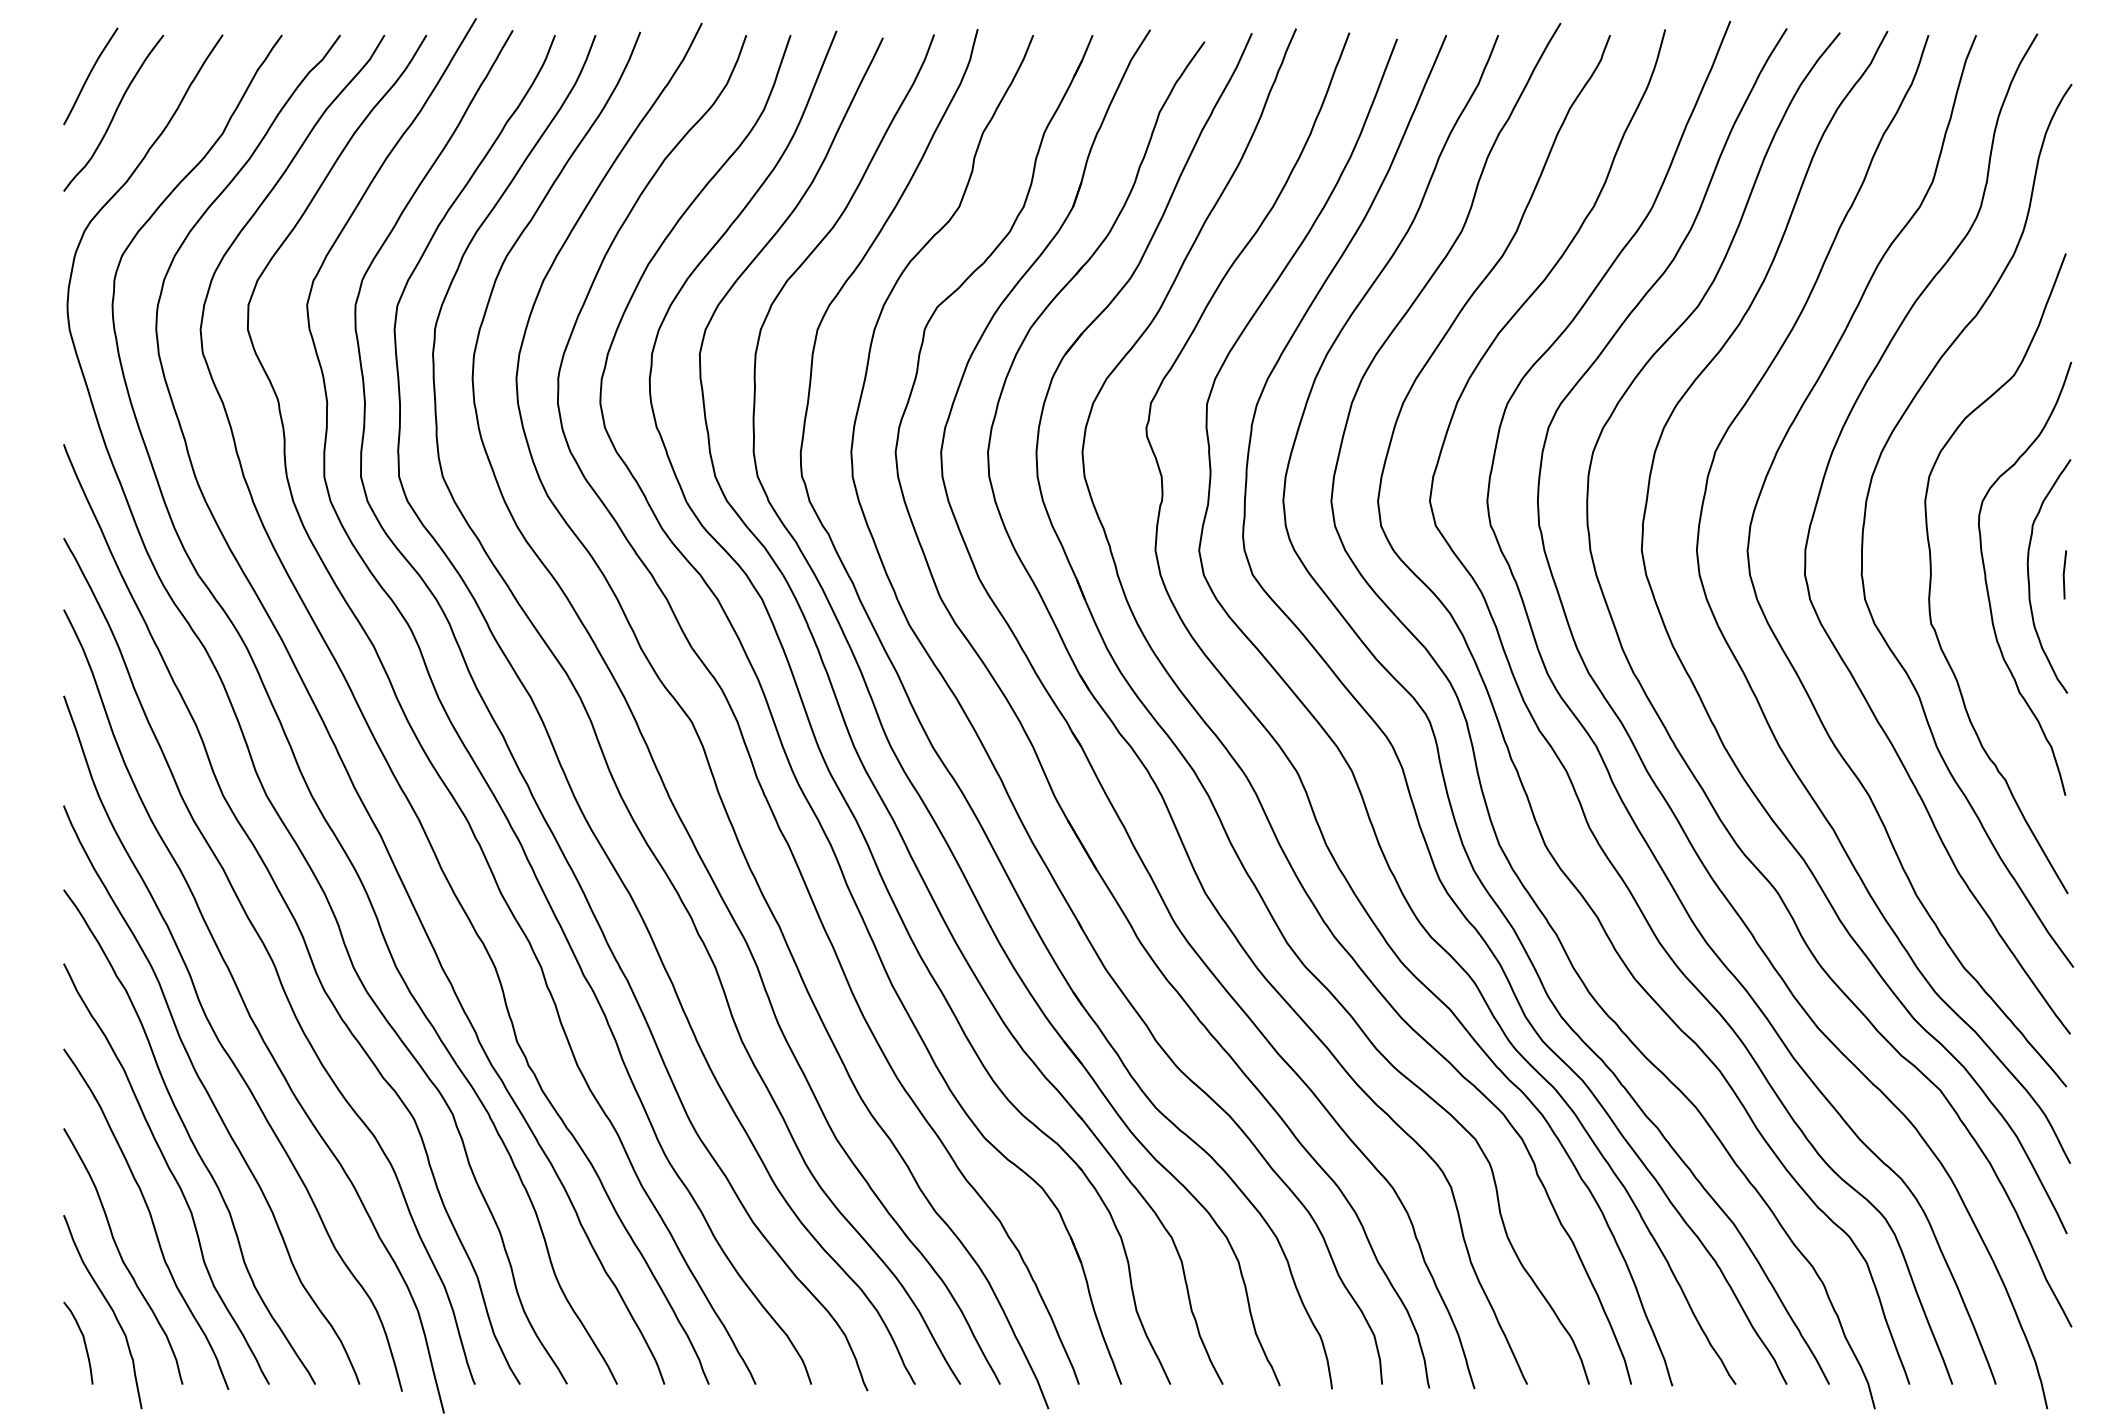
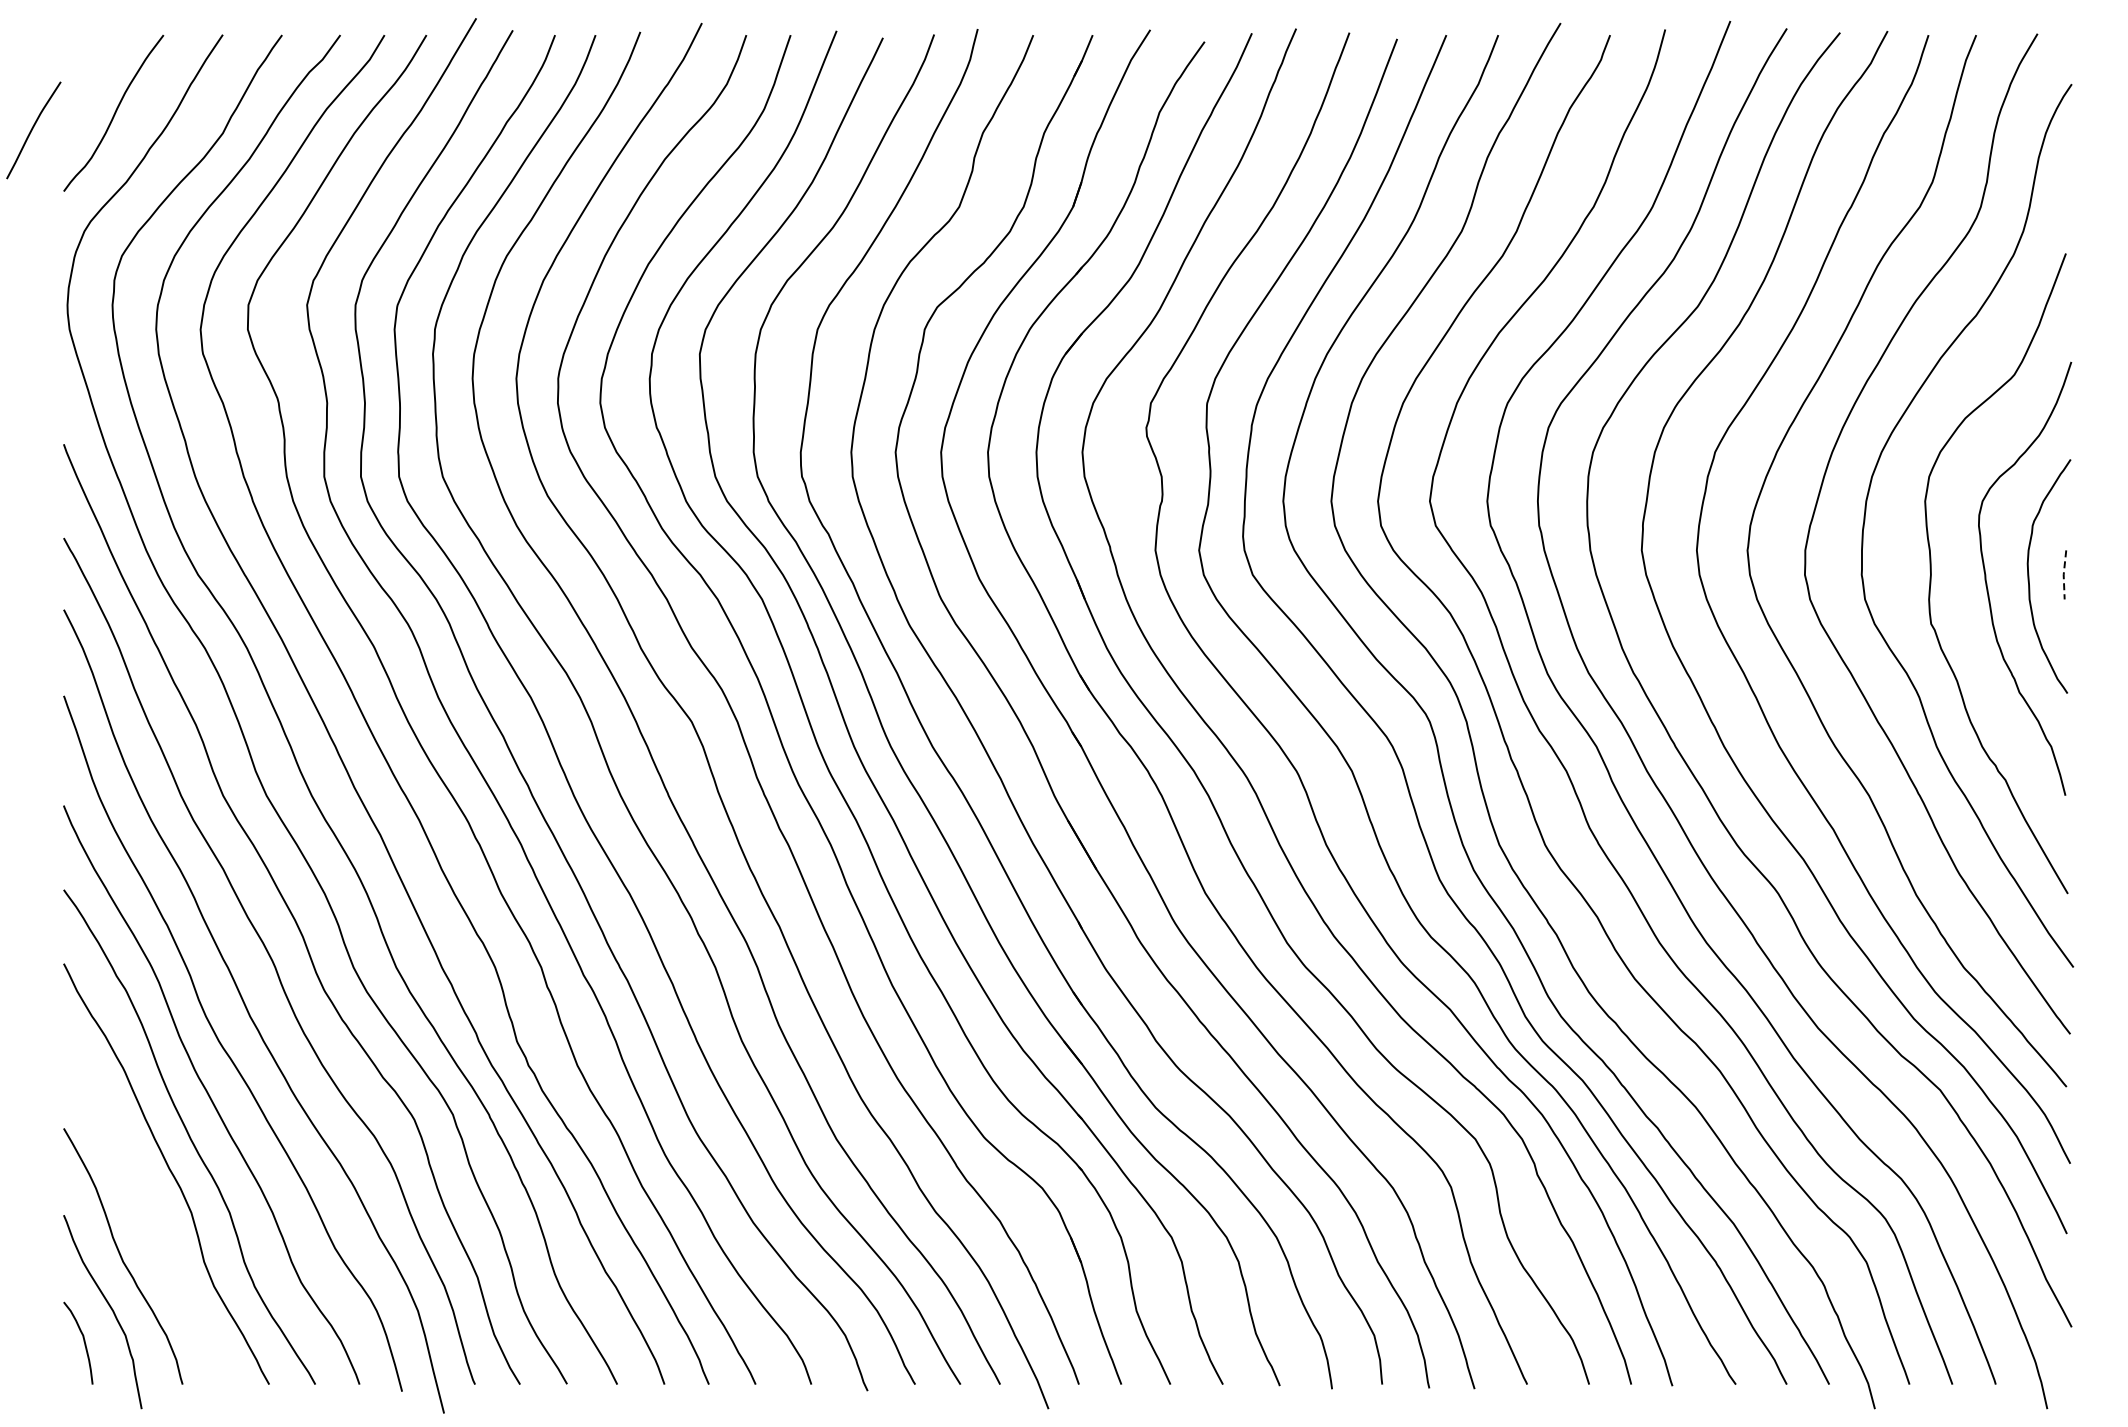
curve position: (89, 76) -> (32, 130) (32, 130)
line: solid -> dashed (2063, 574)
curve: present -> none (150, 1218)
